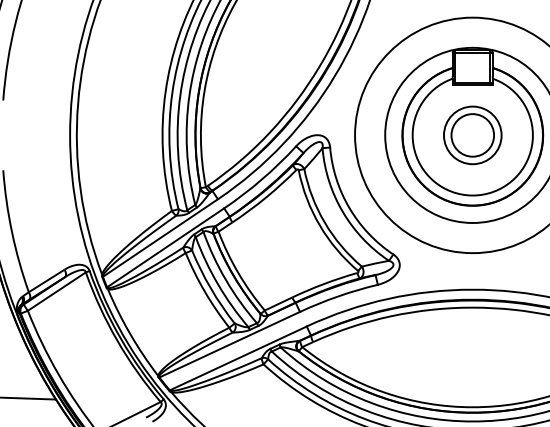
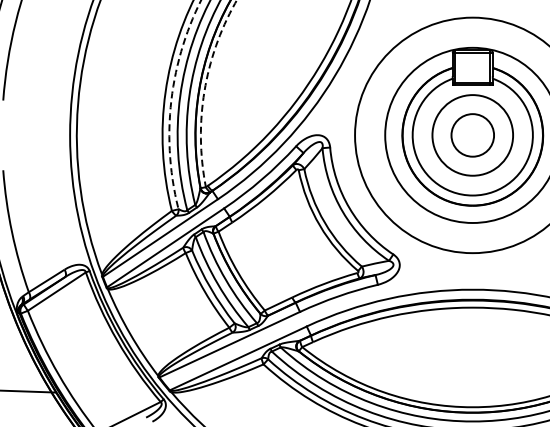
arc: solid -> dashed (204, 91)
arc: solid -> dashed (171, 100)
circle diameter: 58 px -> 81 px (472, 135)
line position: (28, 398) -> (28, 391) (28, 391)
